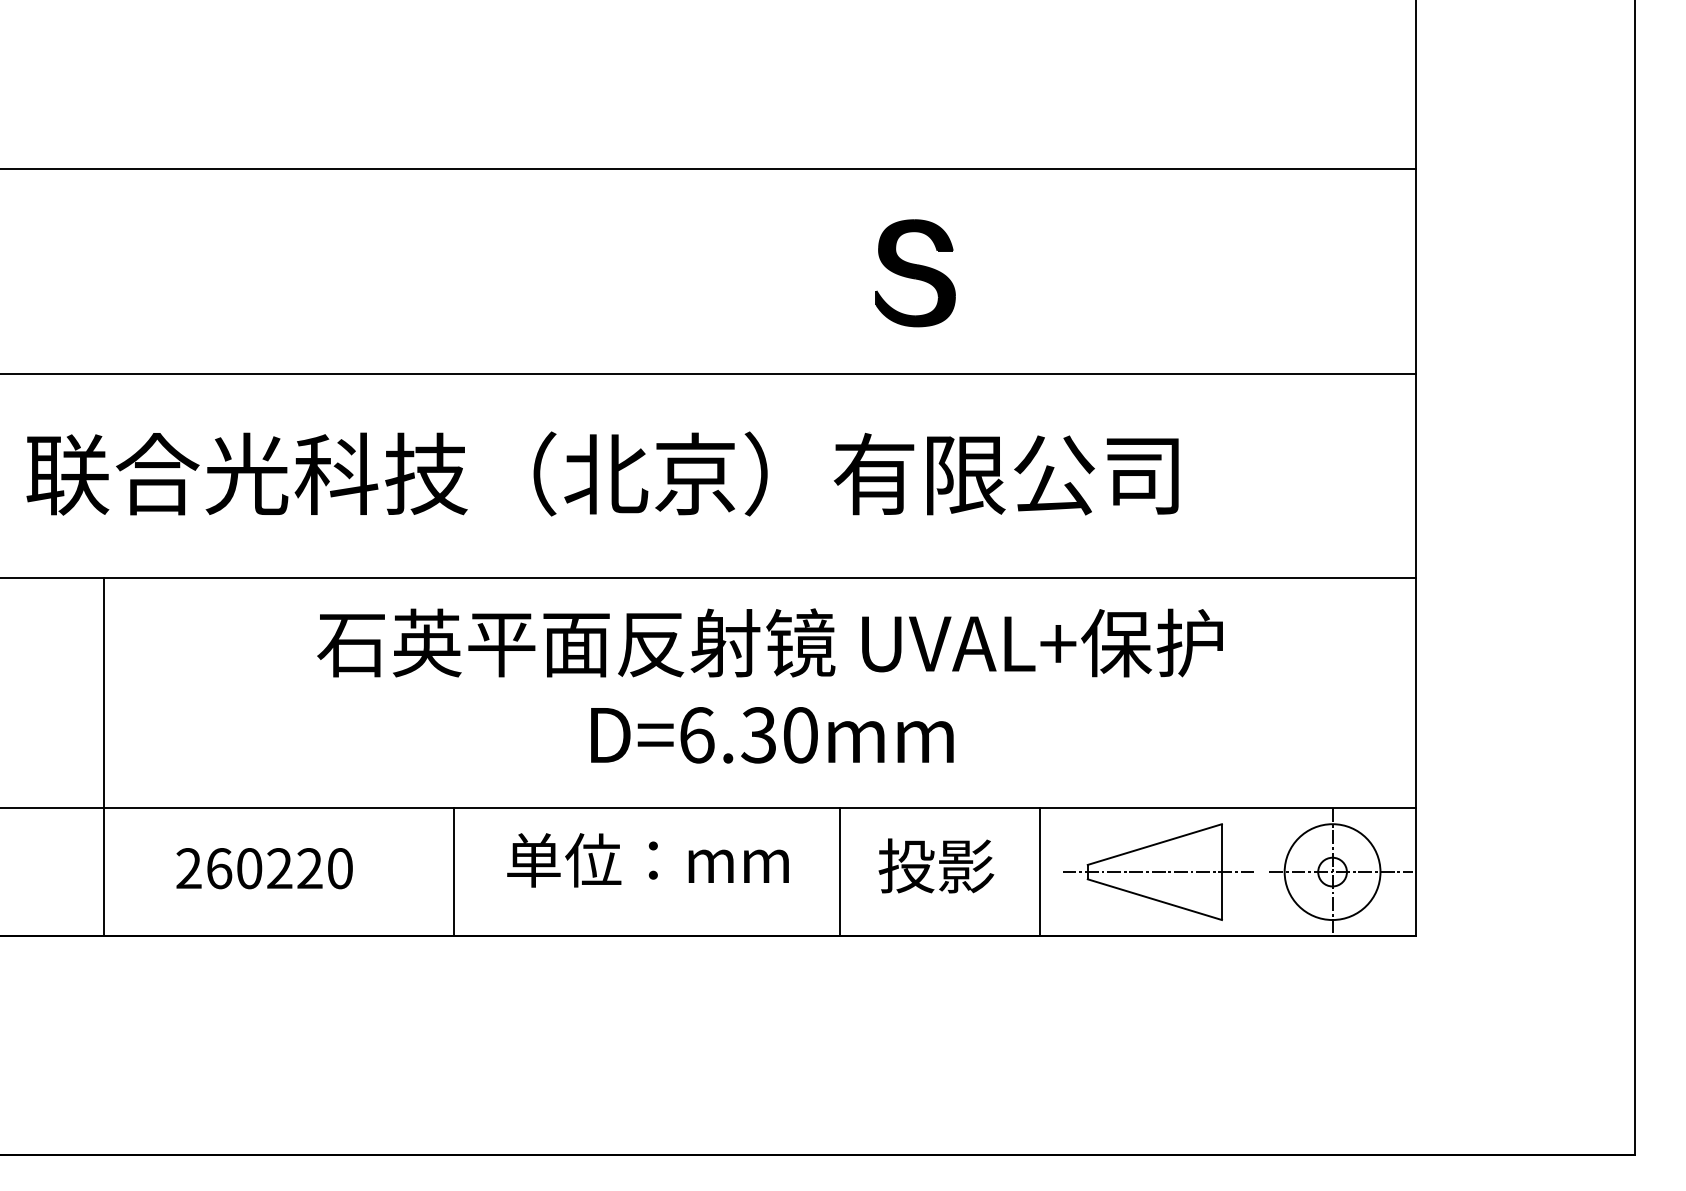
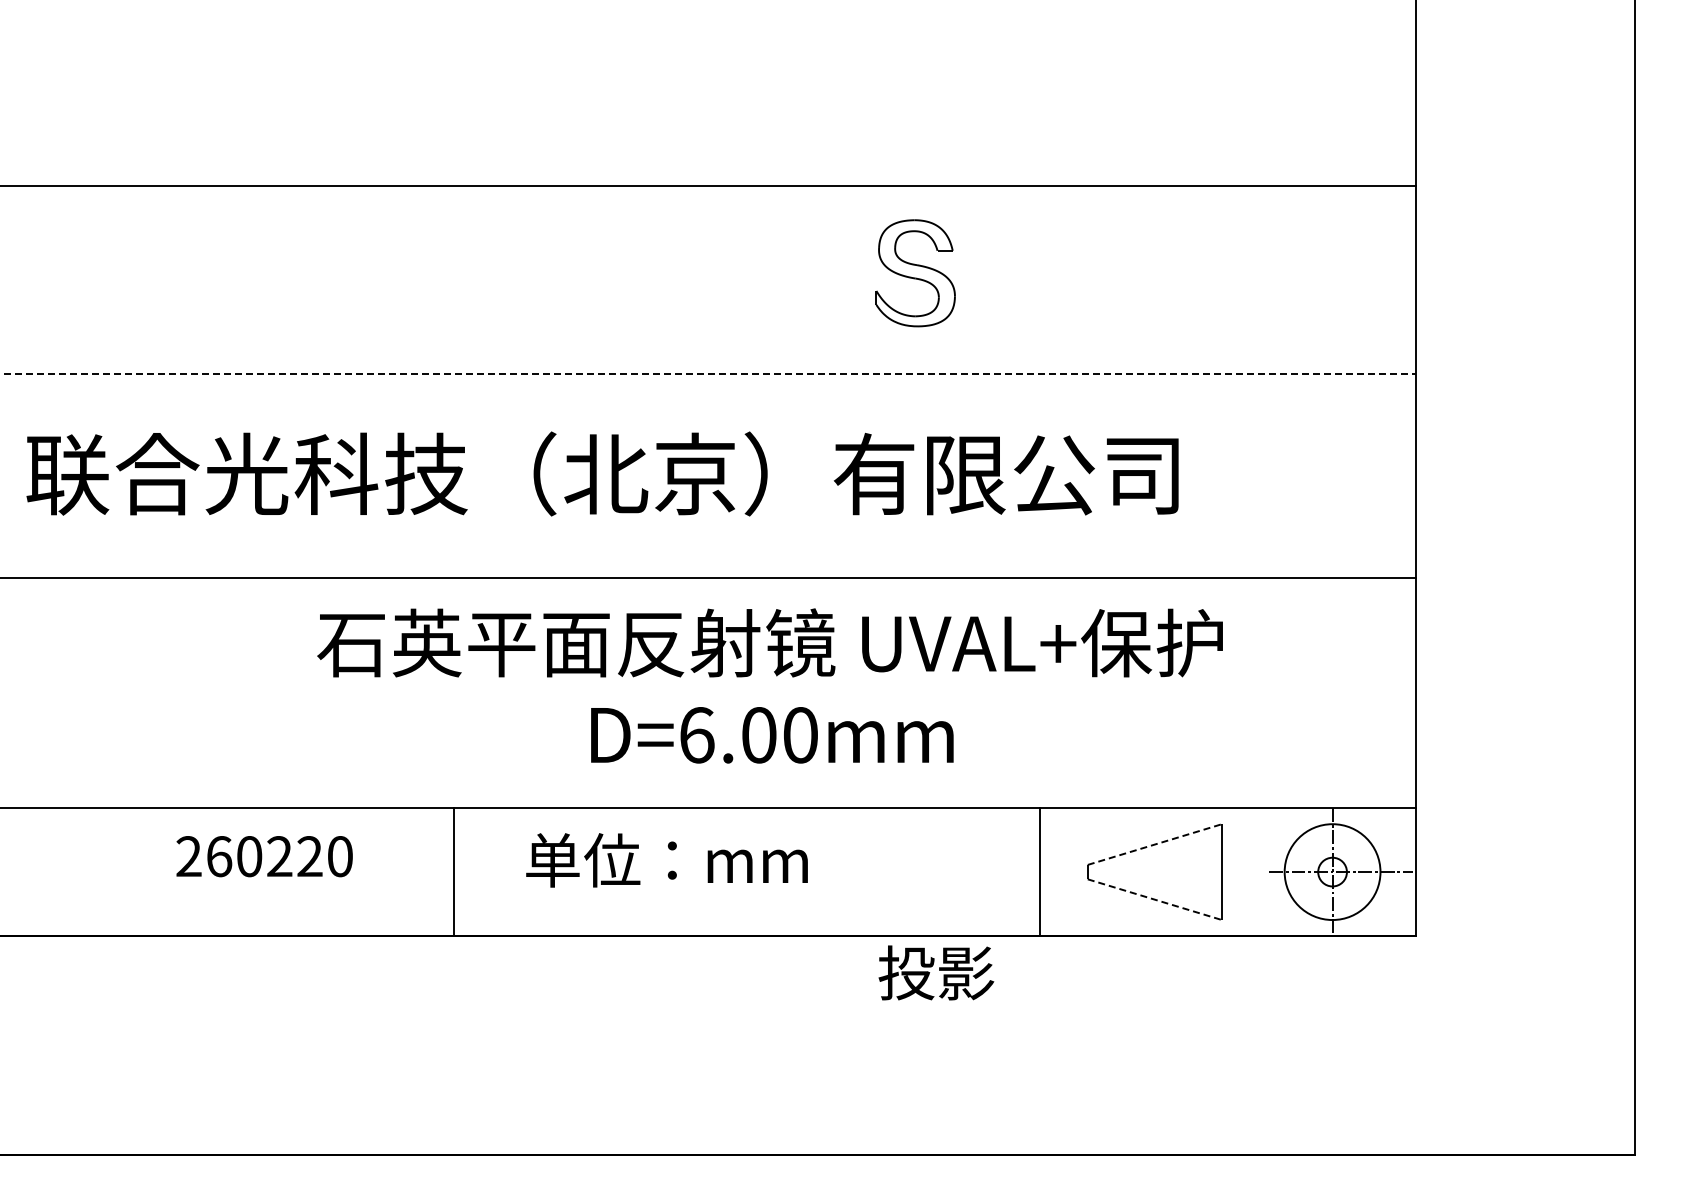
line position: (709, 169) -> (709, 186) (709, 186)
fill: present -> none (915, 273)
line: solid -> dashed (708, 373)
text: D=6.30mm -> D=6.00mm (758, 735)
line: present -> none (104, 757)
line: solid -> dashed (1155, 844)
text position: (647, 860) -> (666, 860) (666, 860)
text position: (936, 865) -> (936, 972) (936, 972)
text position: (264, 868) -> (264, 856) (264, 856)
line: present -> none (839, 872)
line: present -> none (1157, 872)
line: solid -> dashed (1155, 899)
